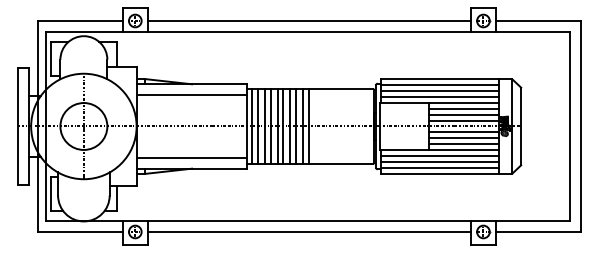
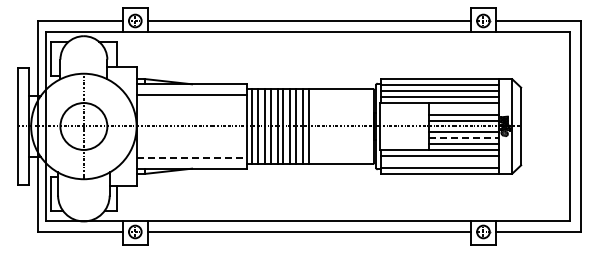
line: present -> none (464, 108)
line: solid -> dashed (464, 138)
line: solid -> dashed (192, 158)
line: present -> none (440, 161)
